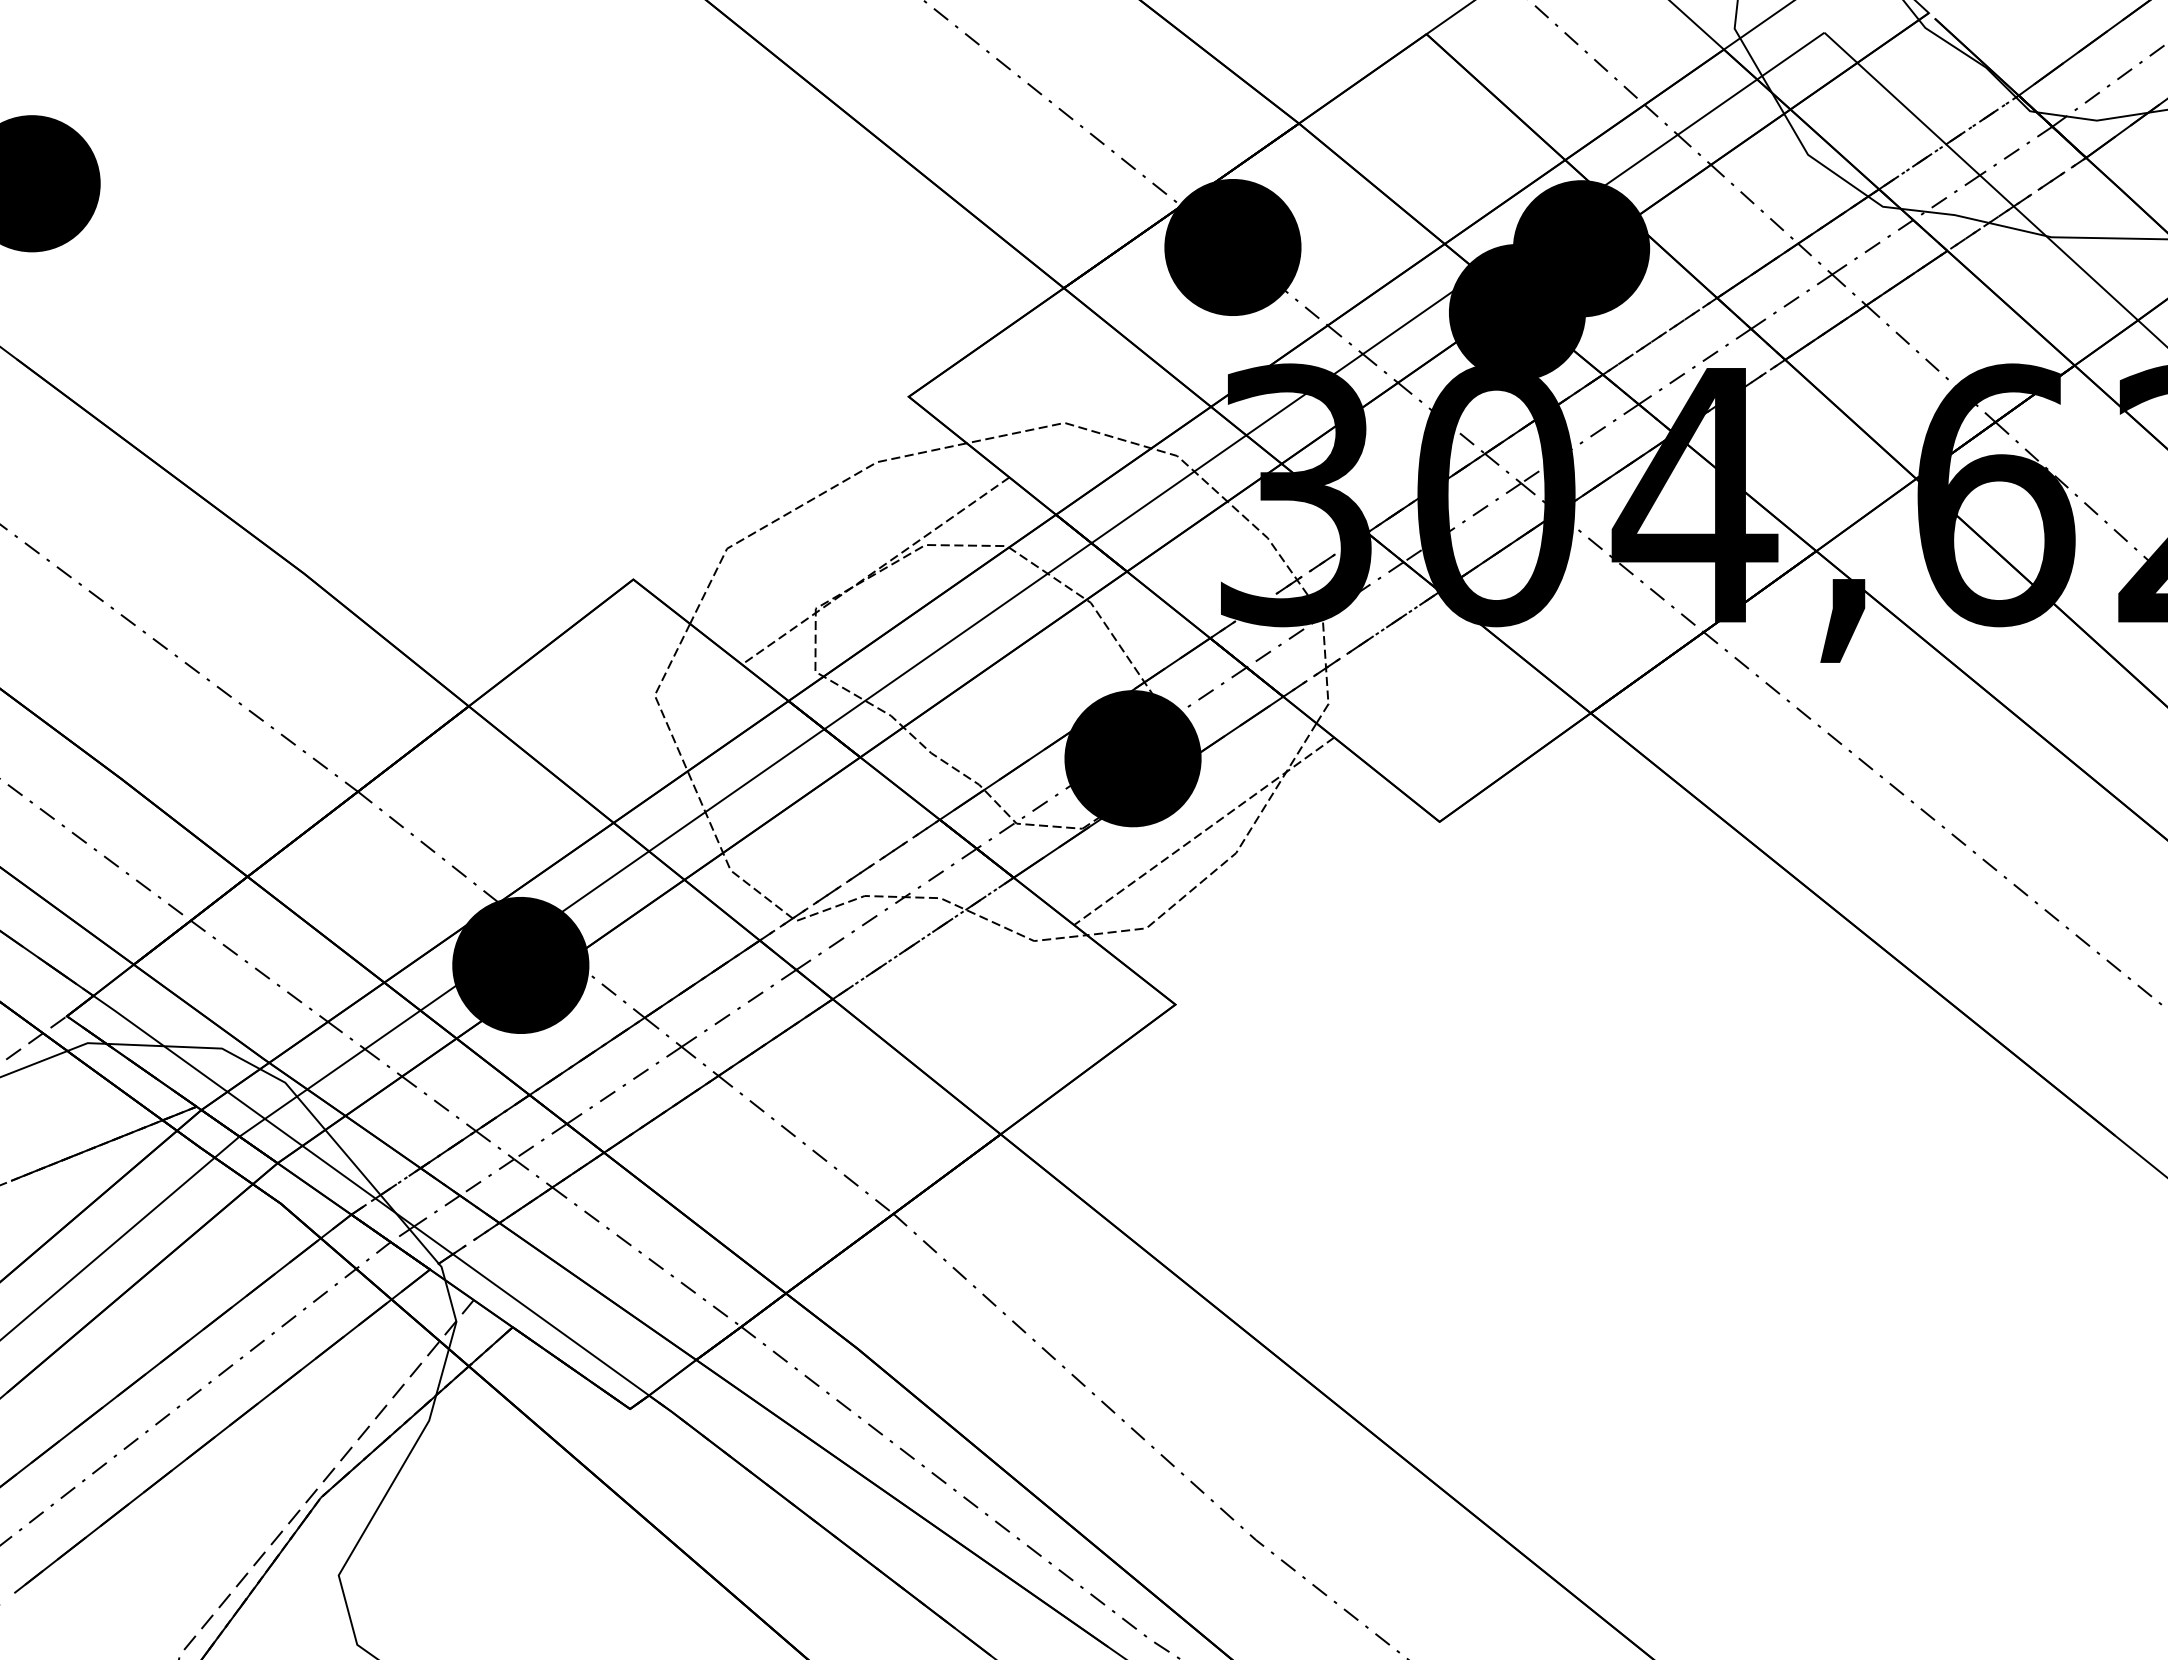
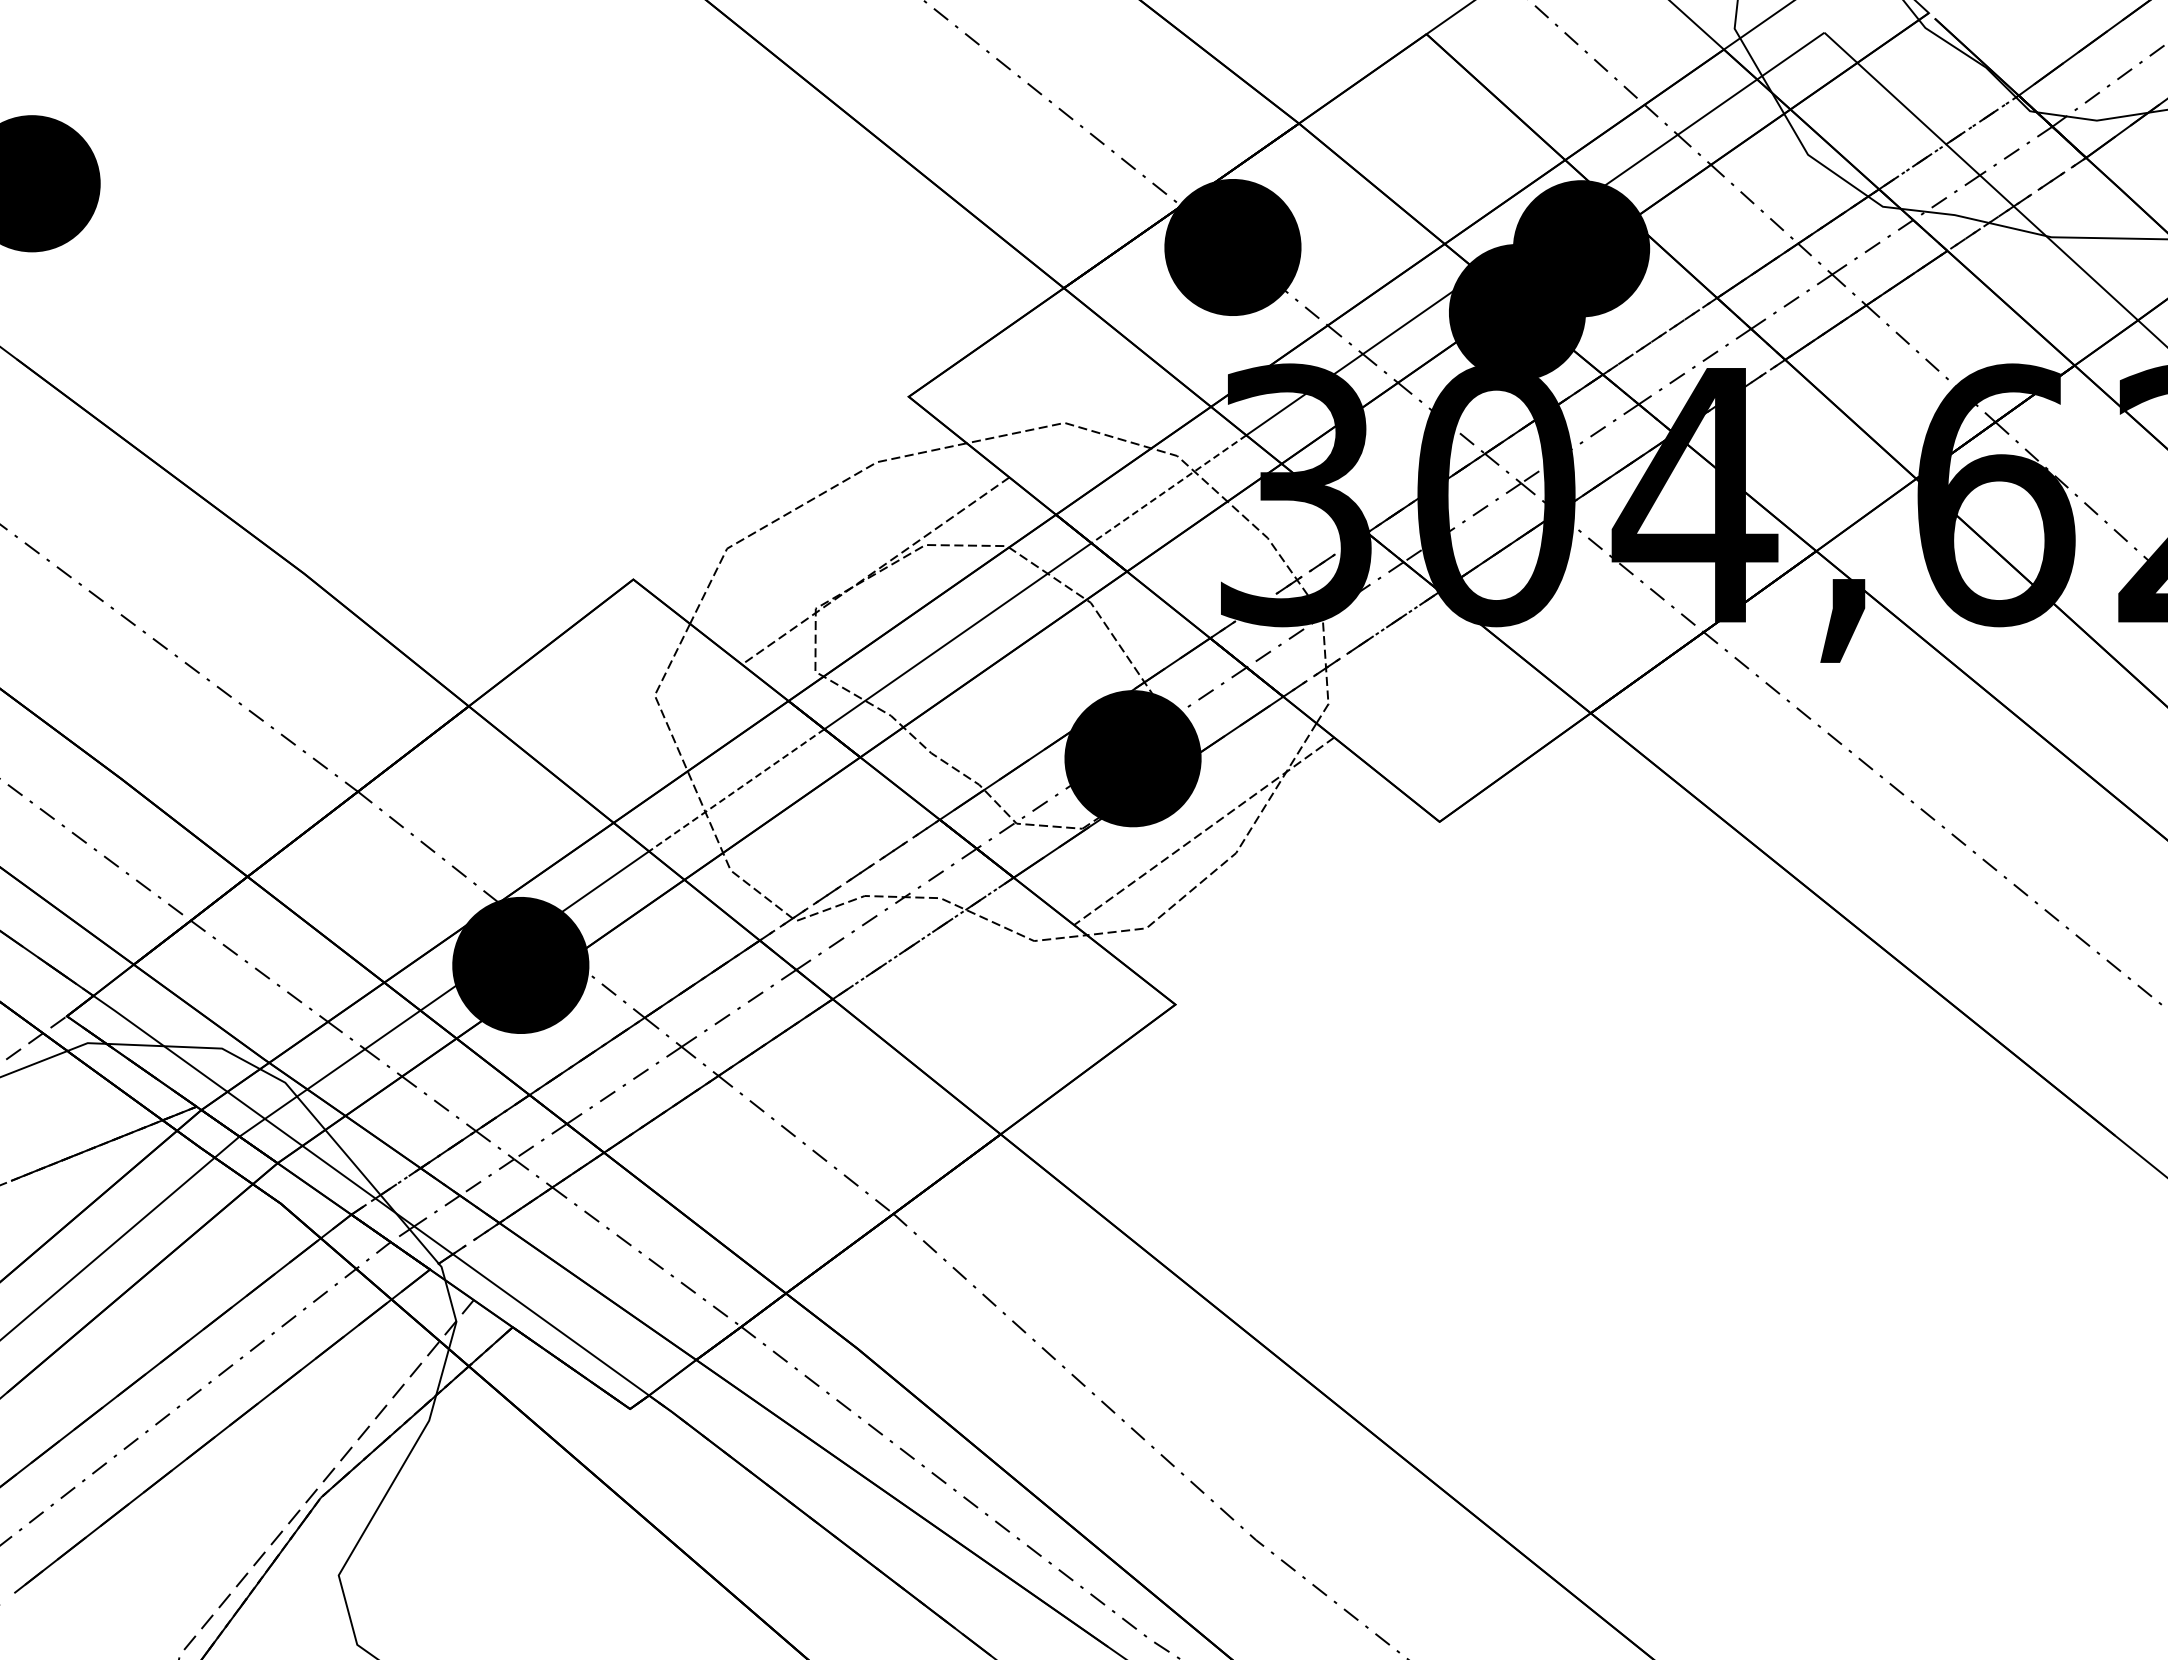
line: solid -> dashed (1168, 489)
line: solid -> dashed (736, 790)
